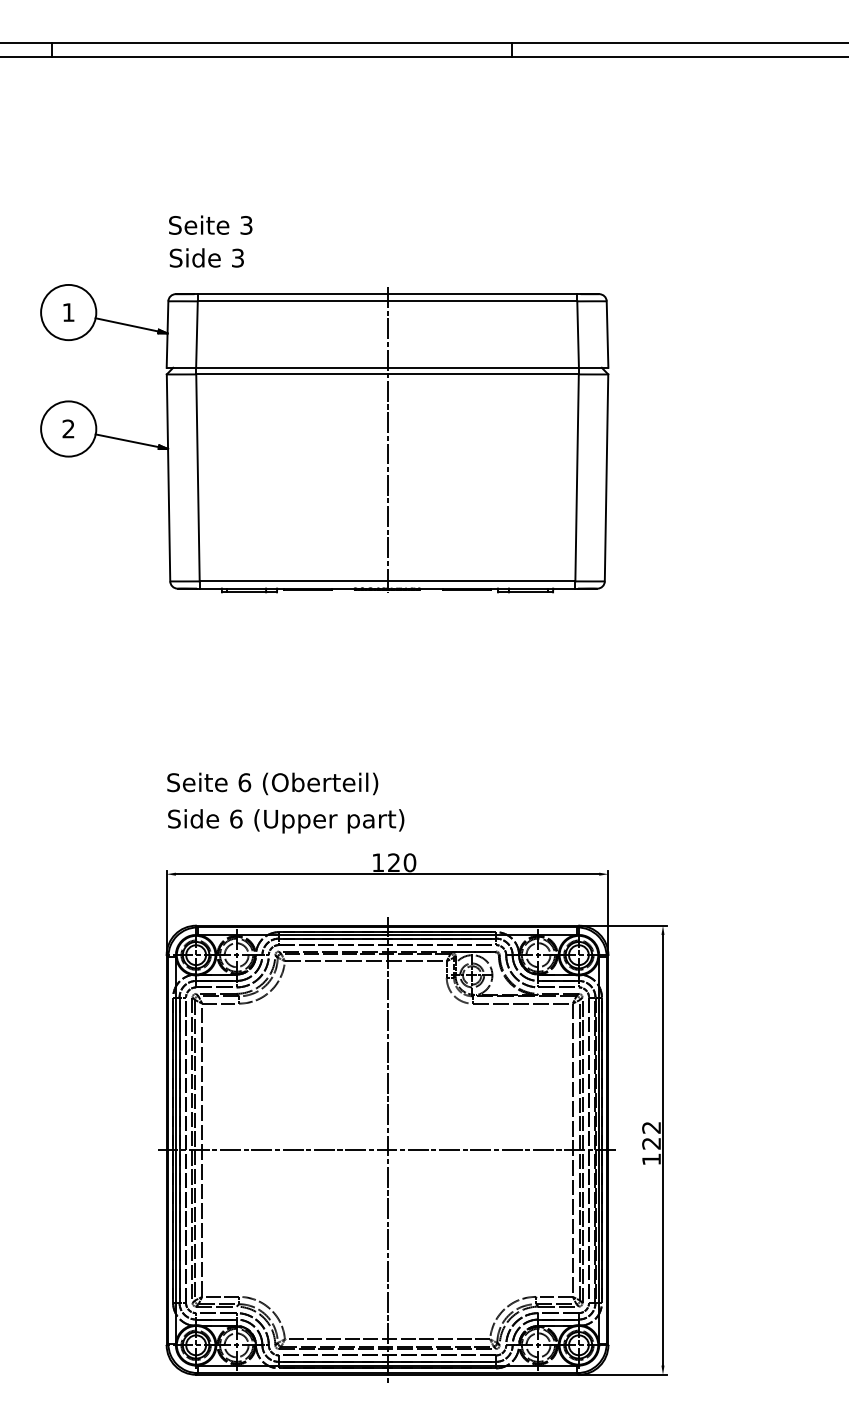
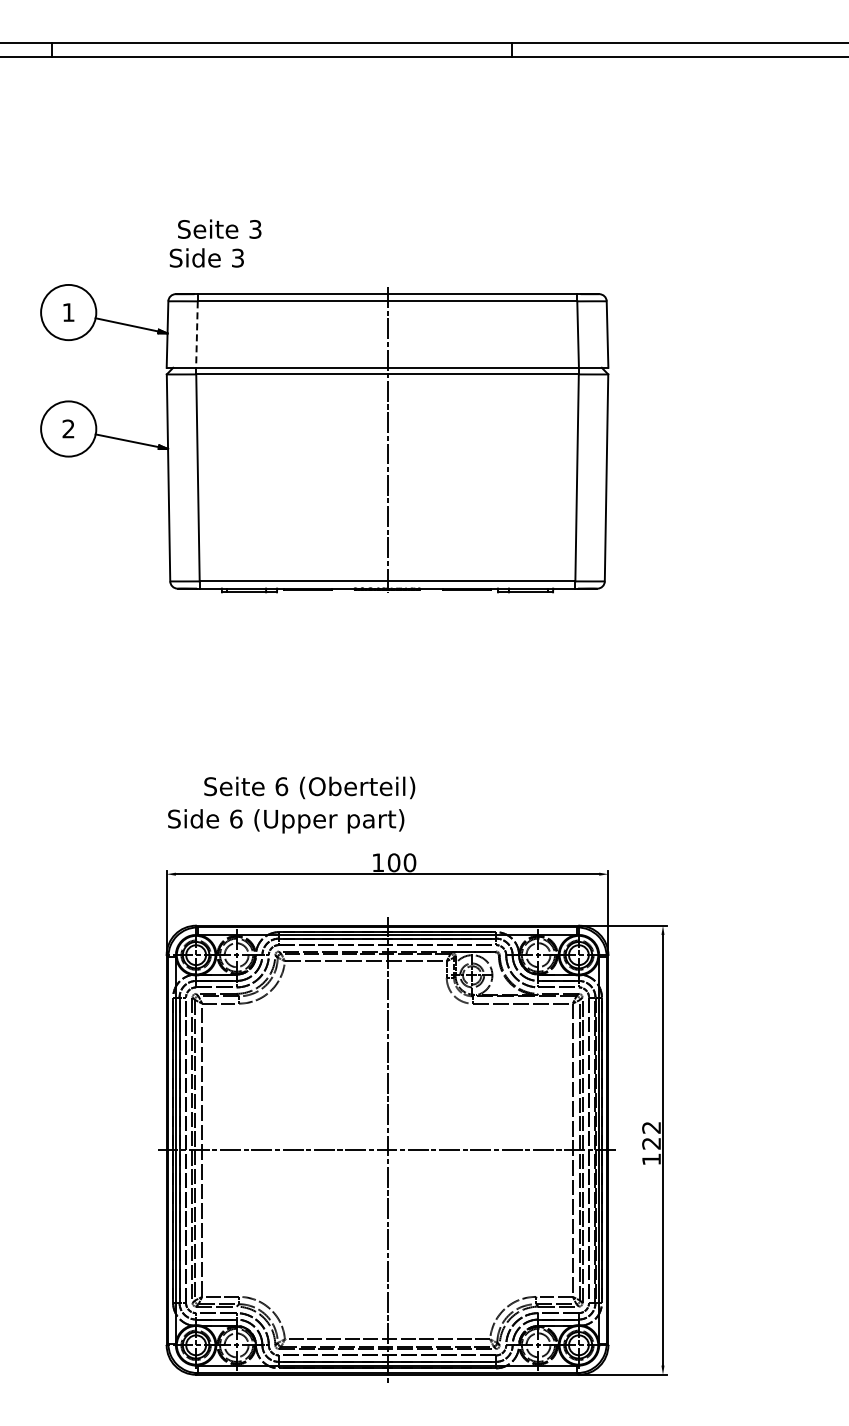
text position: (210, 224) -> (219, 228) (219, 228)
line: solid -> dashed (196, 335)
text position: (272, 783) -> (309, 787) (309, 787)
text: 120 -> 100 (393, 862)
